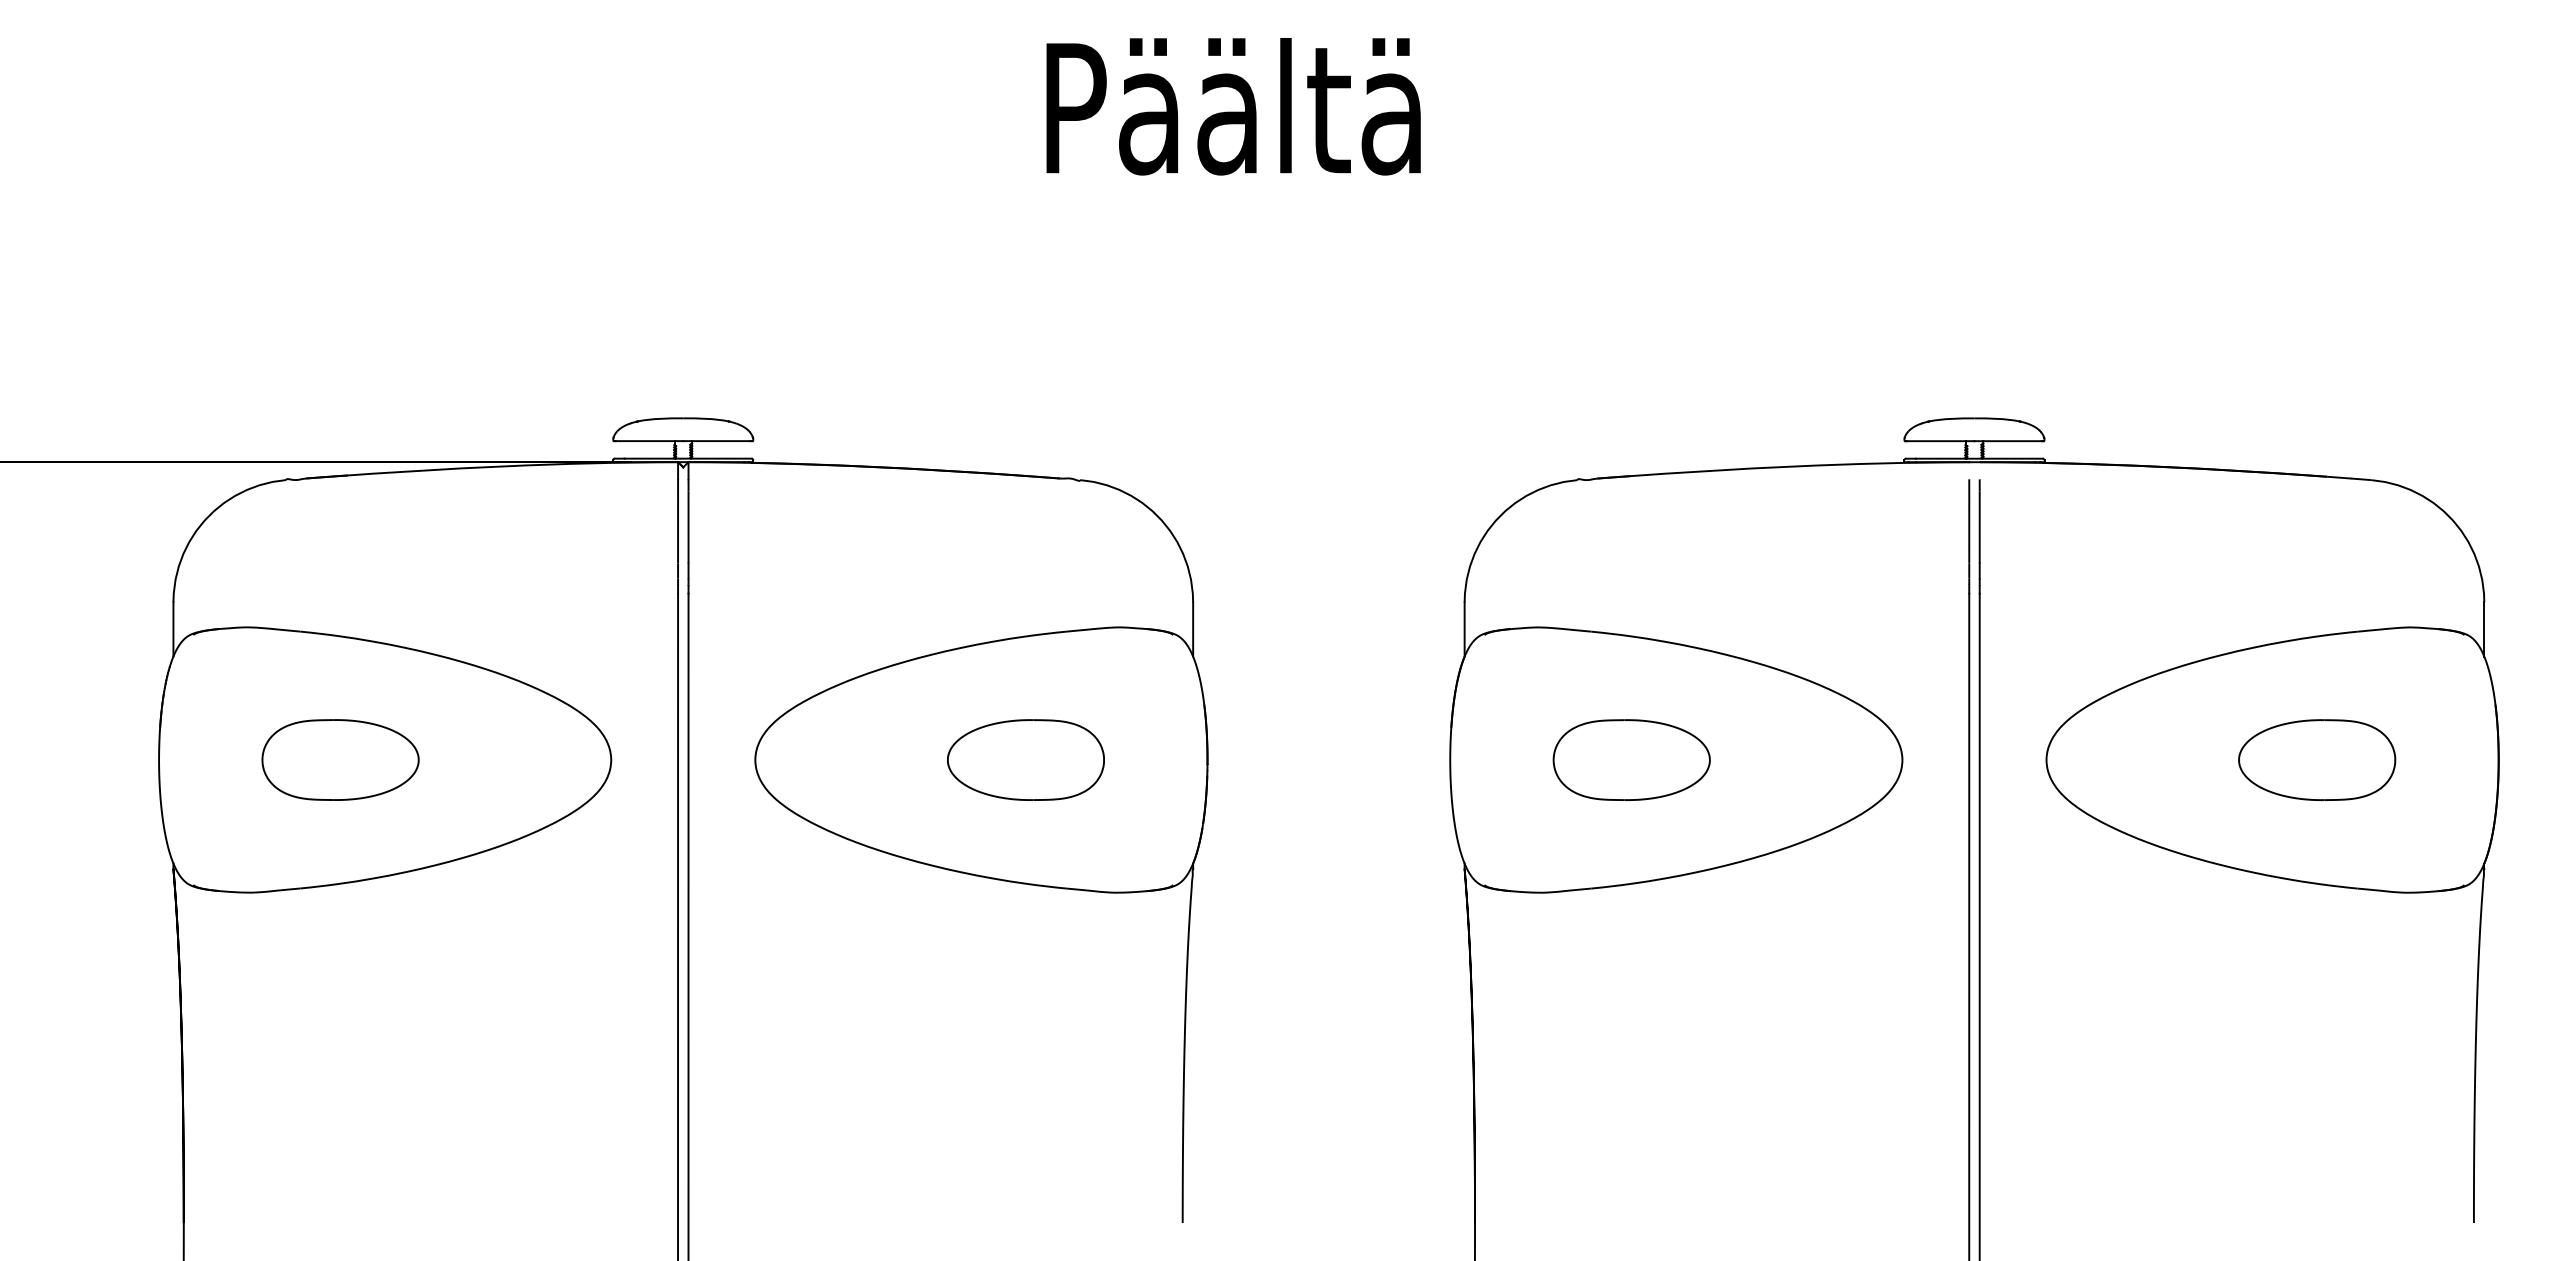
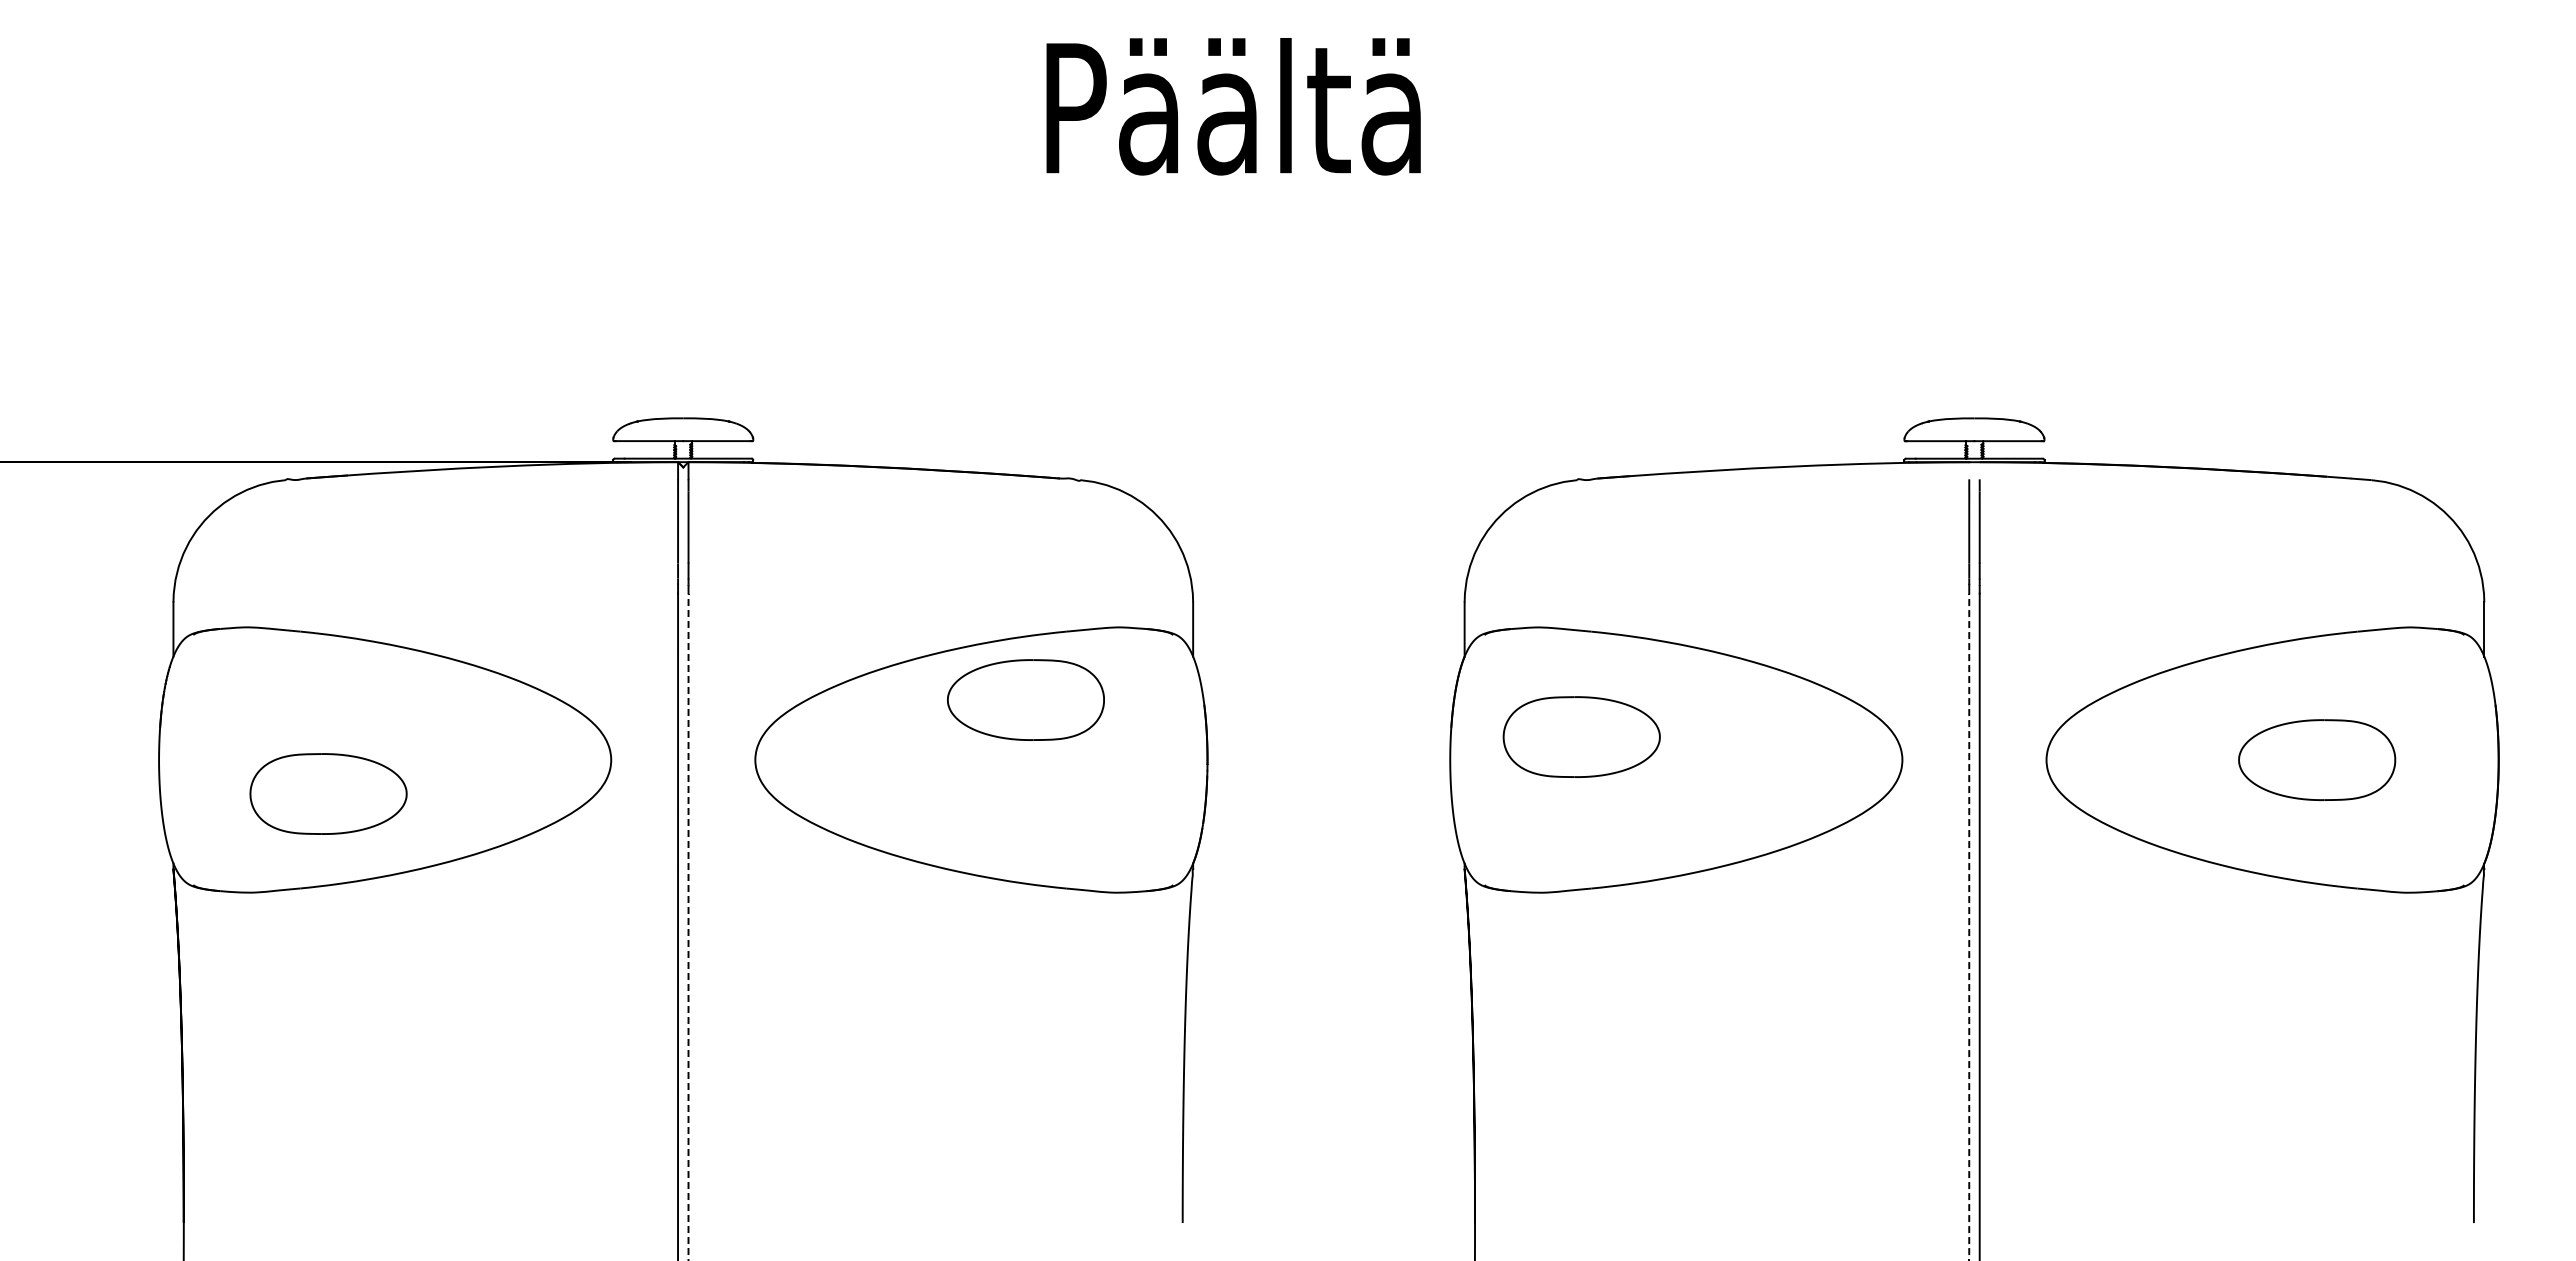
part position: (340, 759) -> (328, 793) (328, 793)
part position: (1025, 759) -> (1025, 699) (1025, 699)
part position: (1631, 759) -> (1581, 736) (1581, 736)
line: solid -> dashed (688, 926)
line: solid -> dashed (1969, 926)
